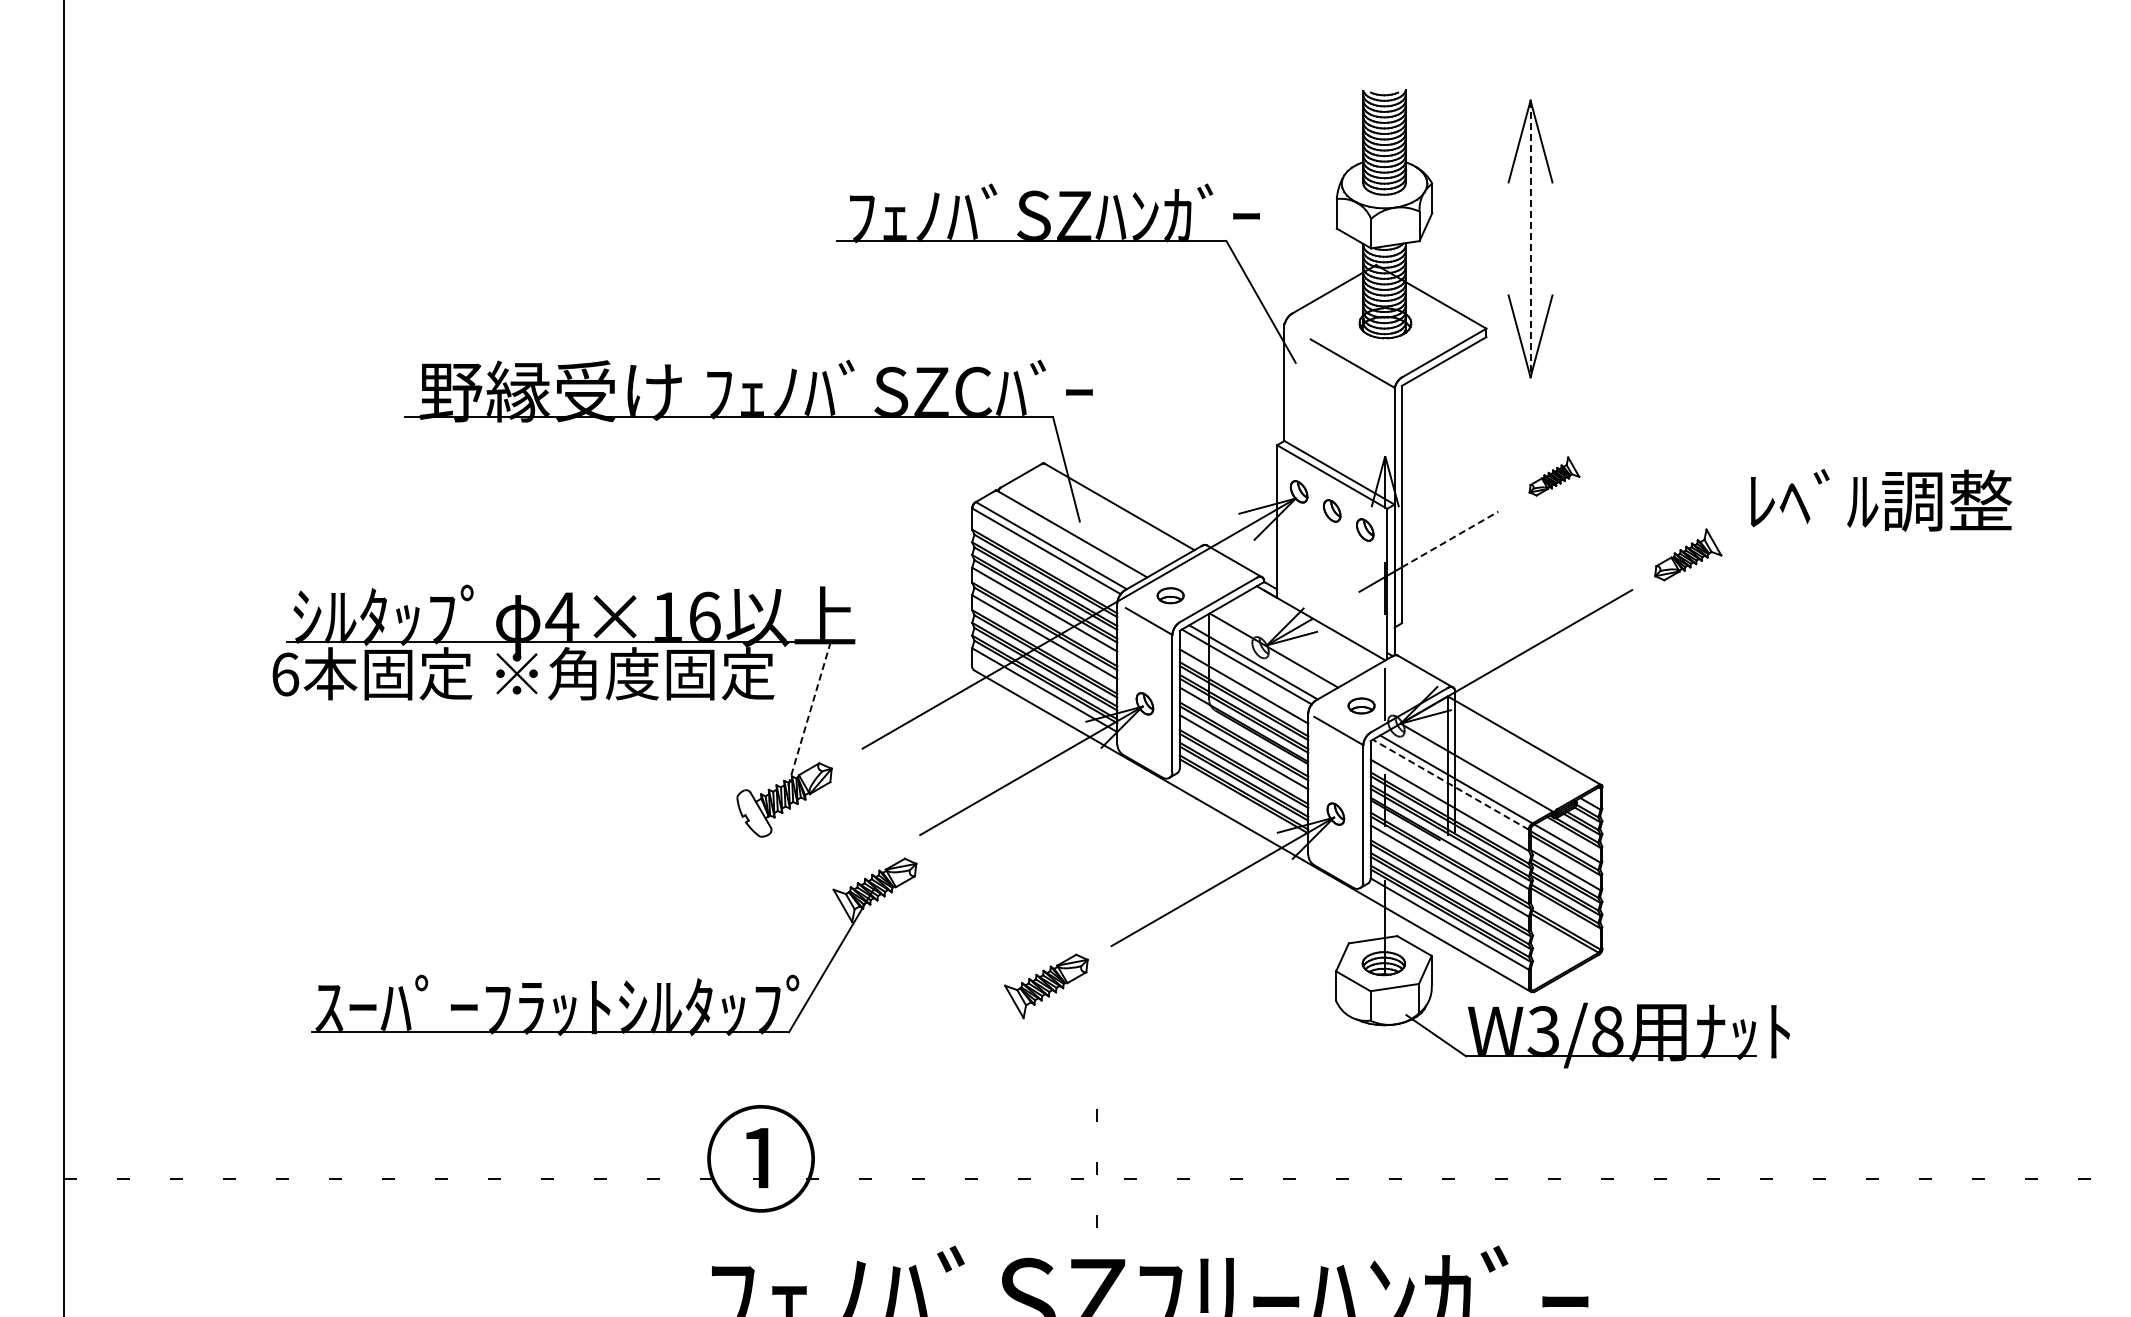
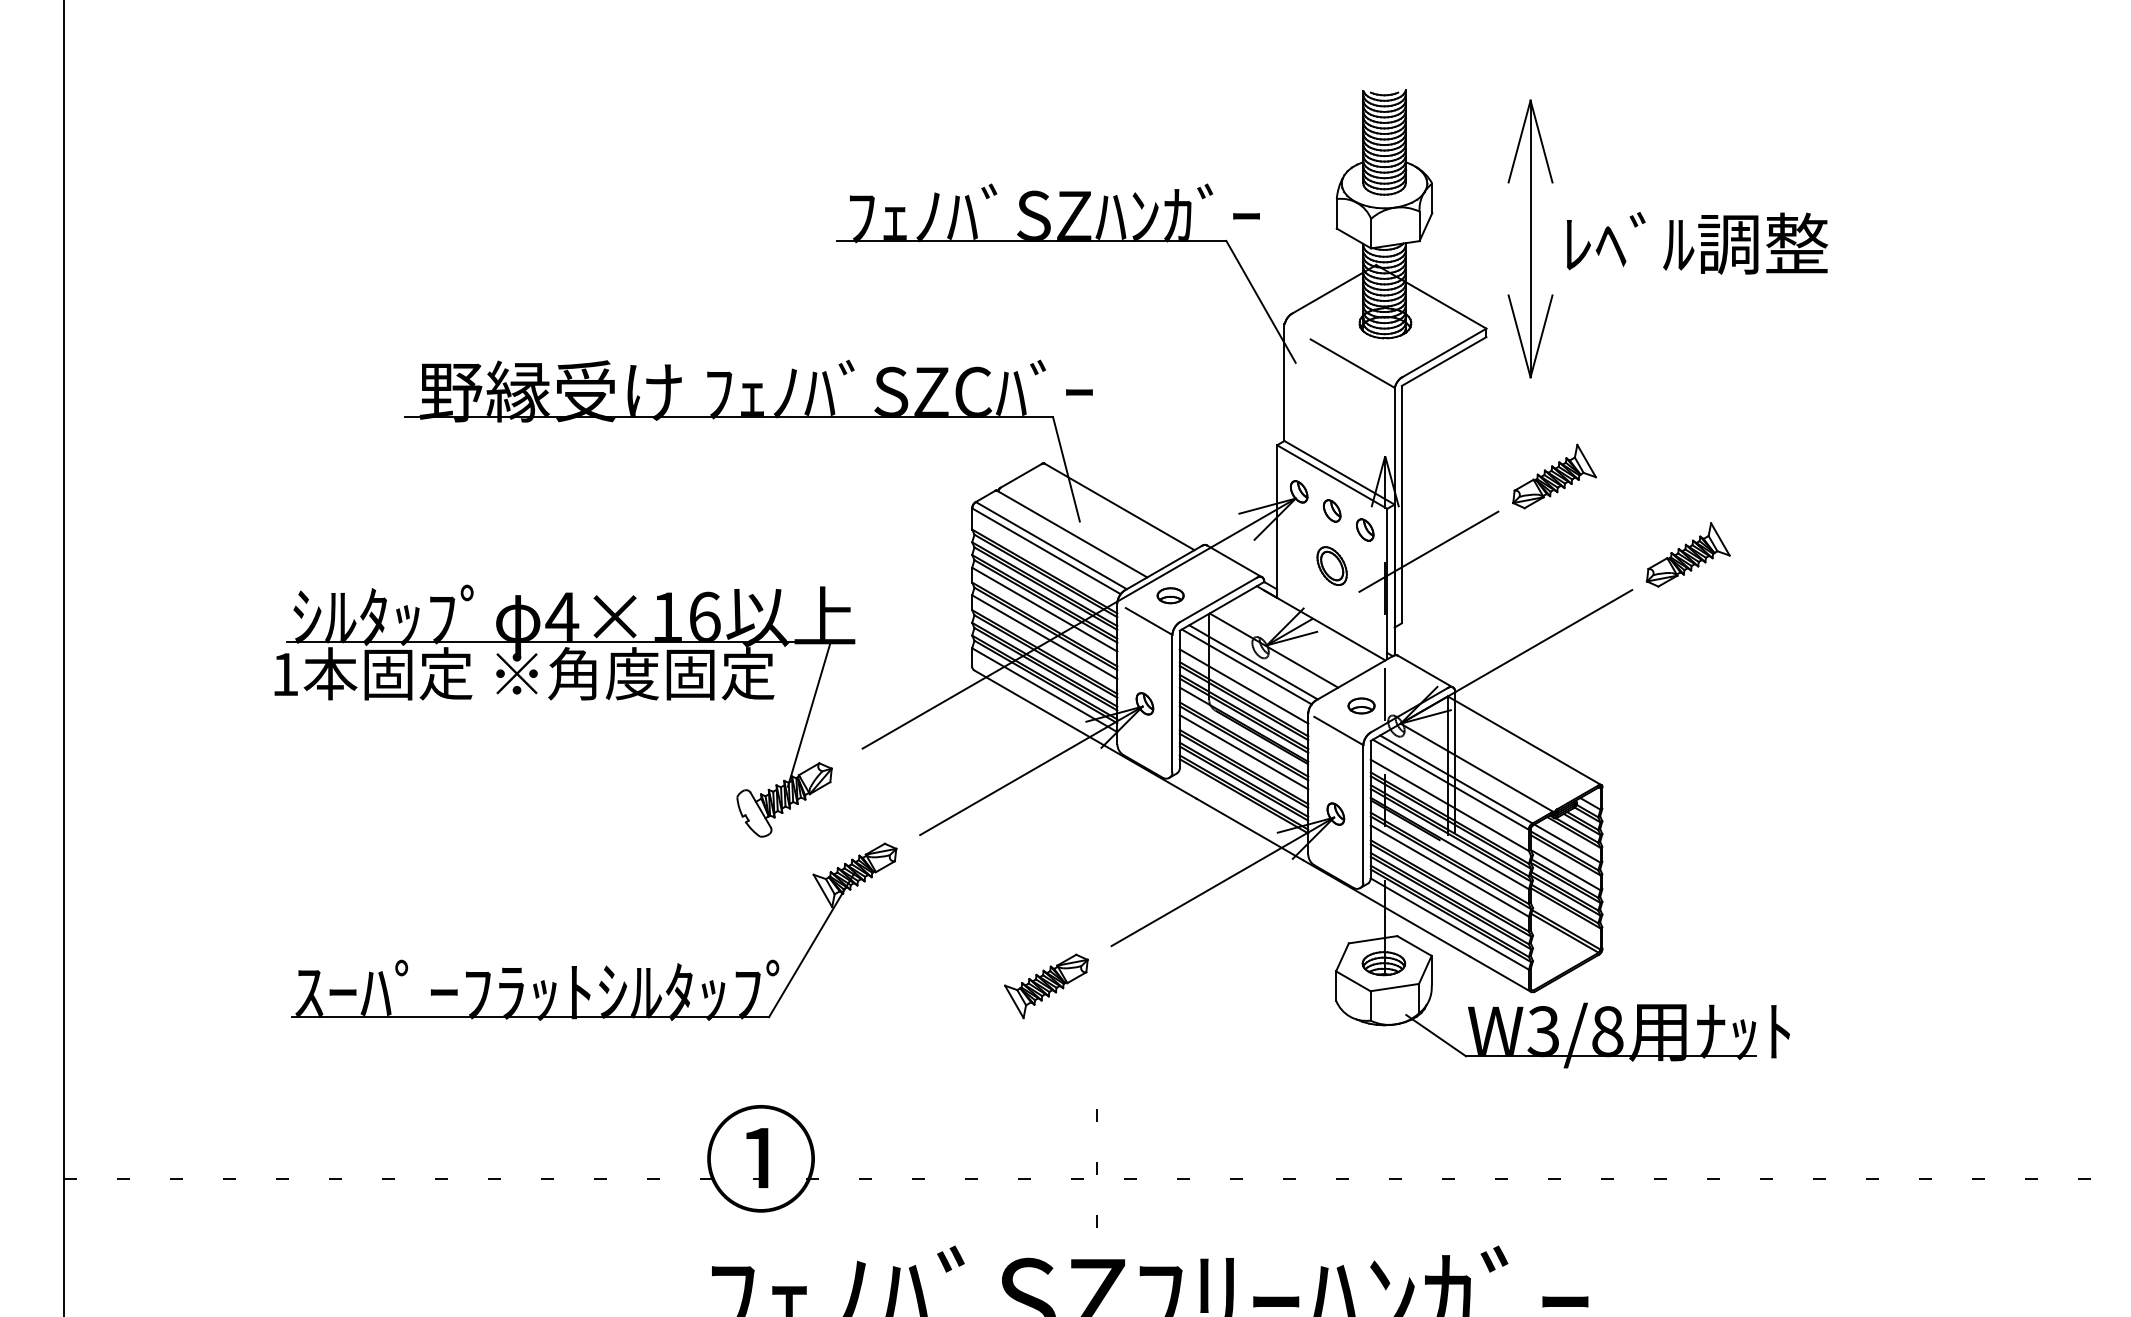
line: dashed -> solid (1530, 239)
part size: 53x41 px -> 85x67 px (1554, 476)
text position: (1881, 500) -> (1697, 243) (1697, 243)
line: dashed -> solid (1450, 539)
part size: 69x54 px -> 86x66 px (1687, 554)
part: none -> present (1331, 565)
text: 6 -> 1 (285, 674)
line: dashed -> solid (809, 714)
line: dashed -> solid (1450, 784)
part position: (626, 980) -> (606, 965) (606, 965)
